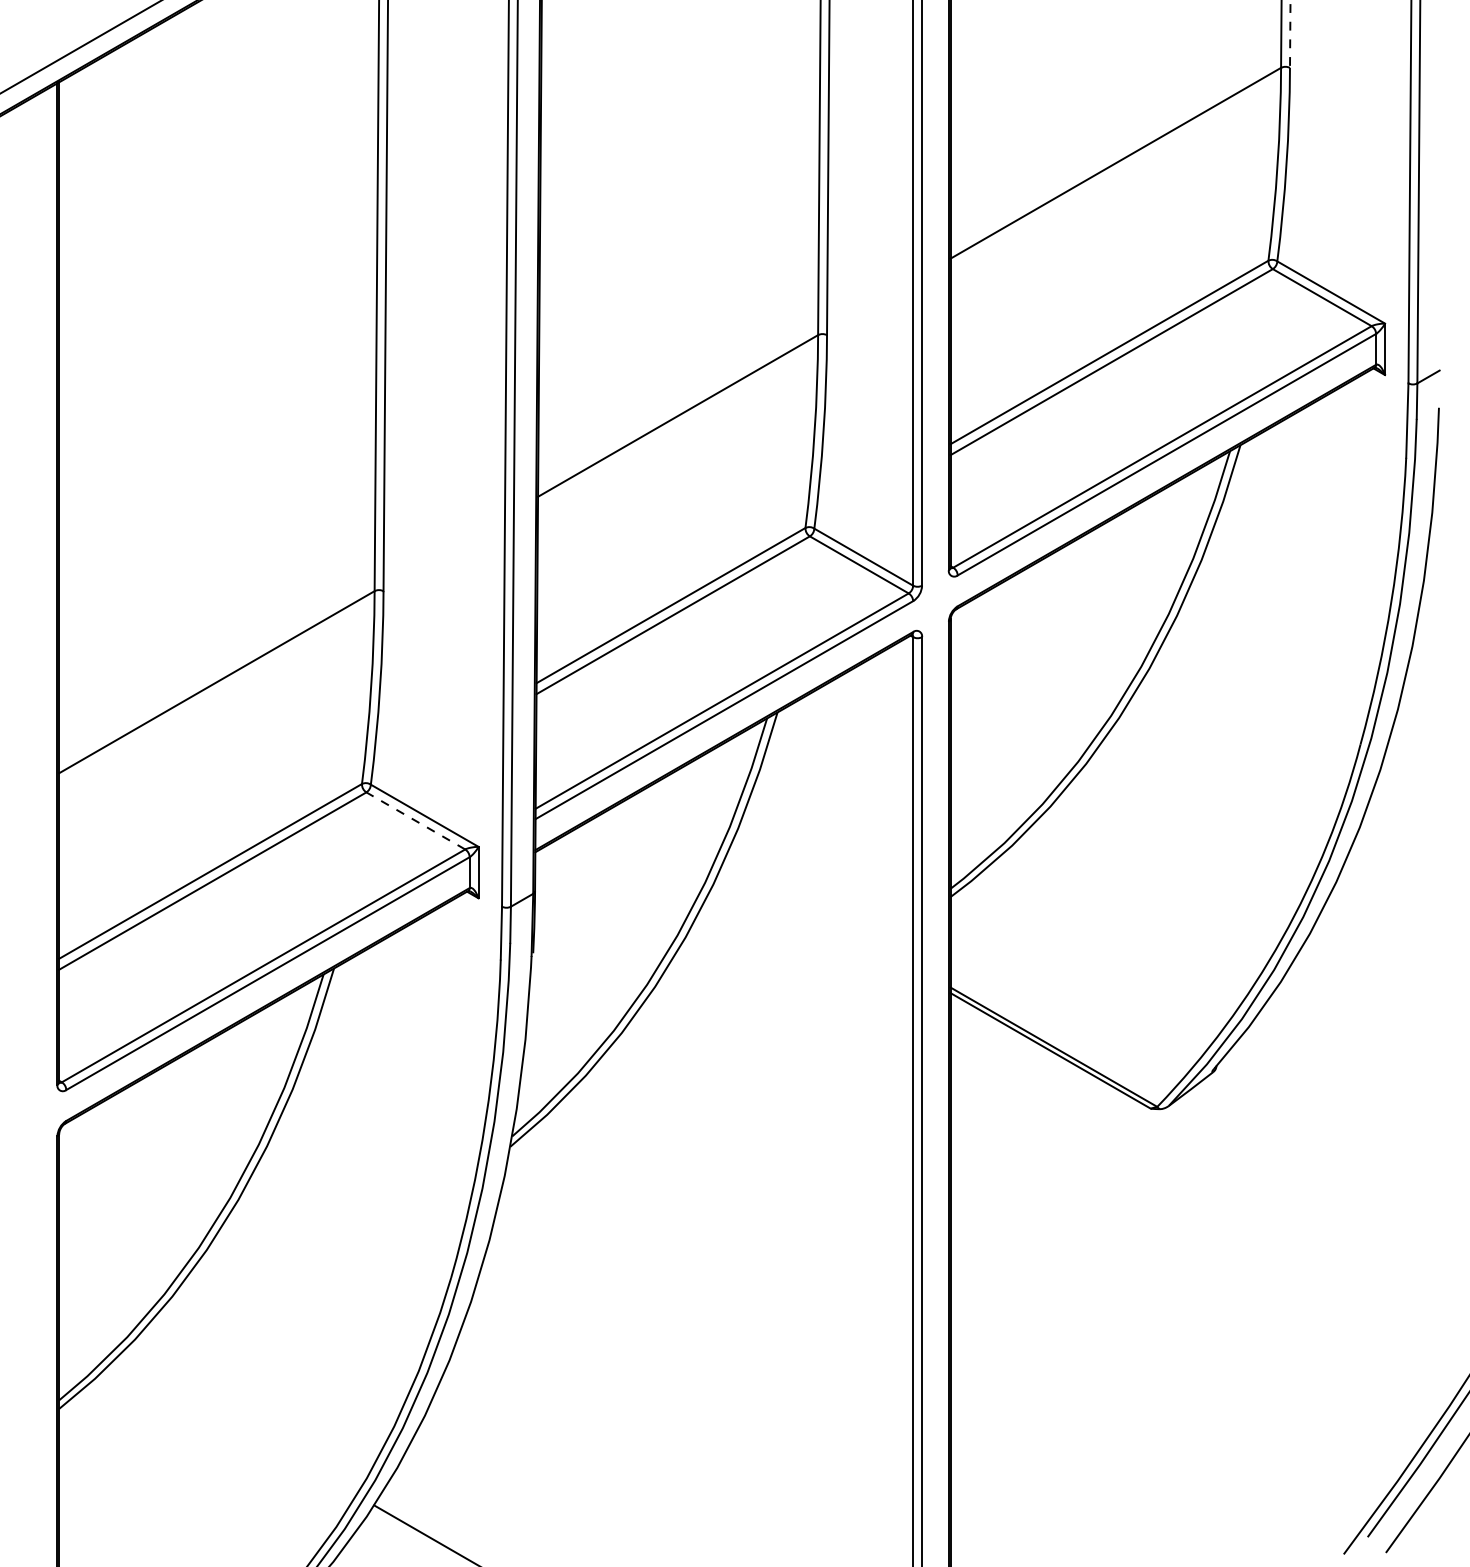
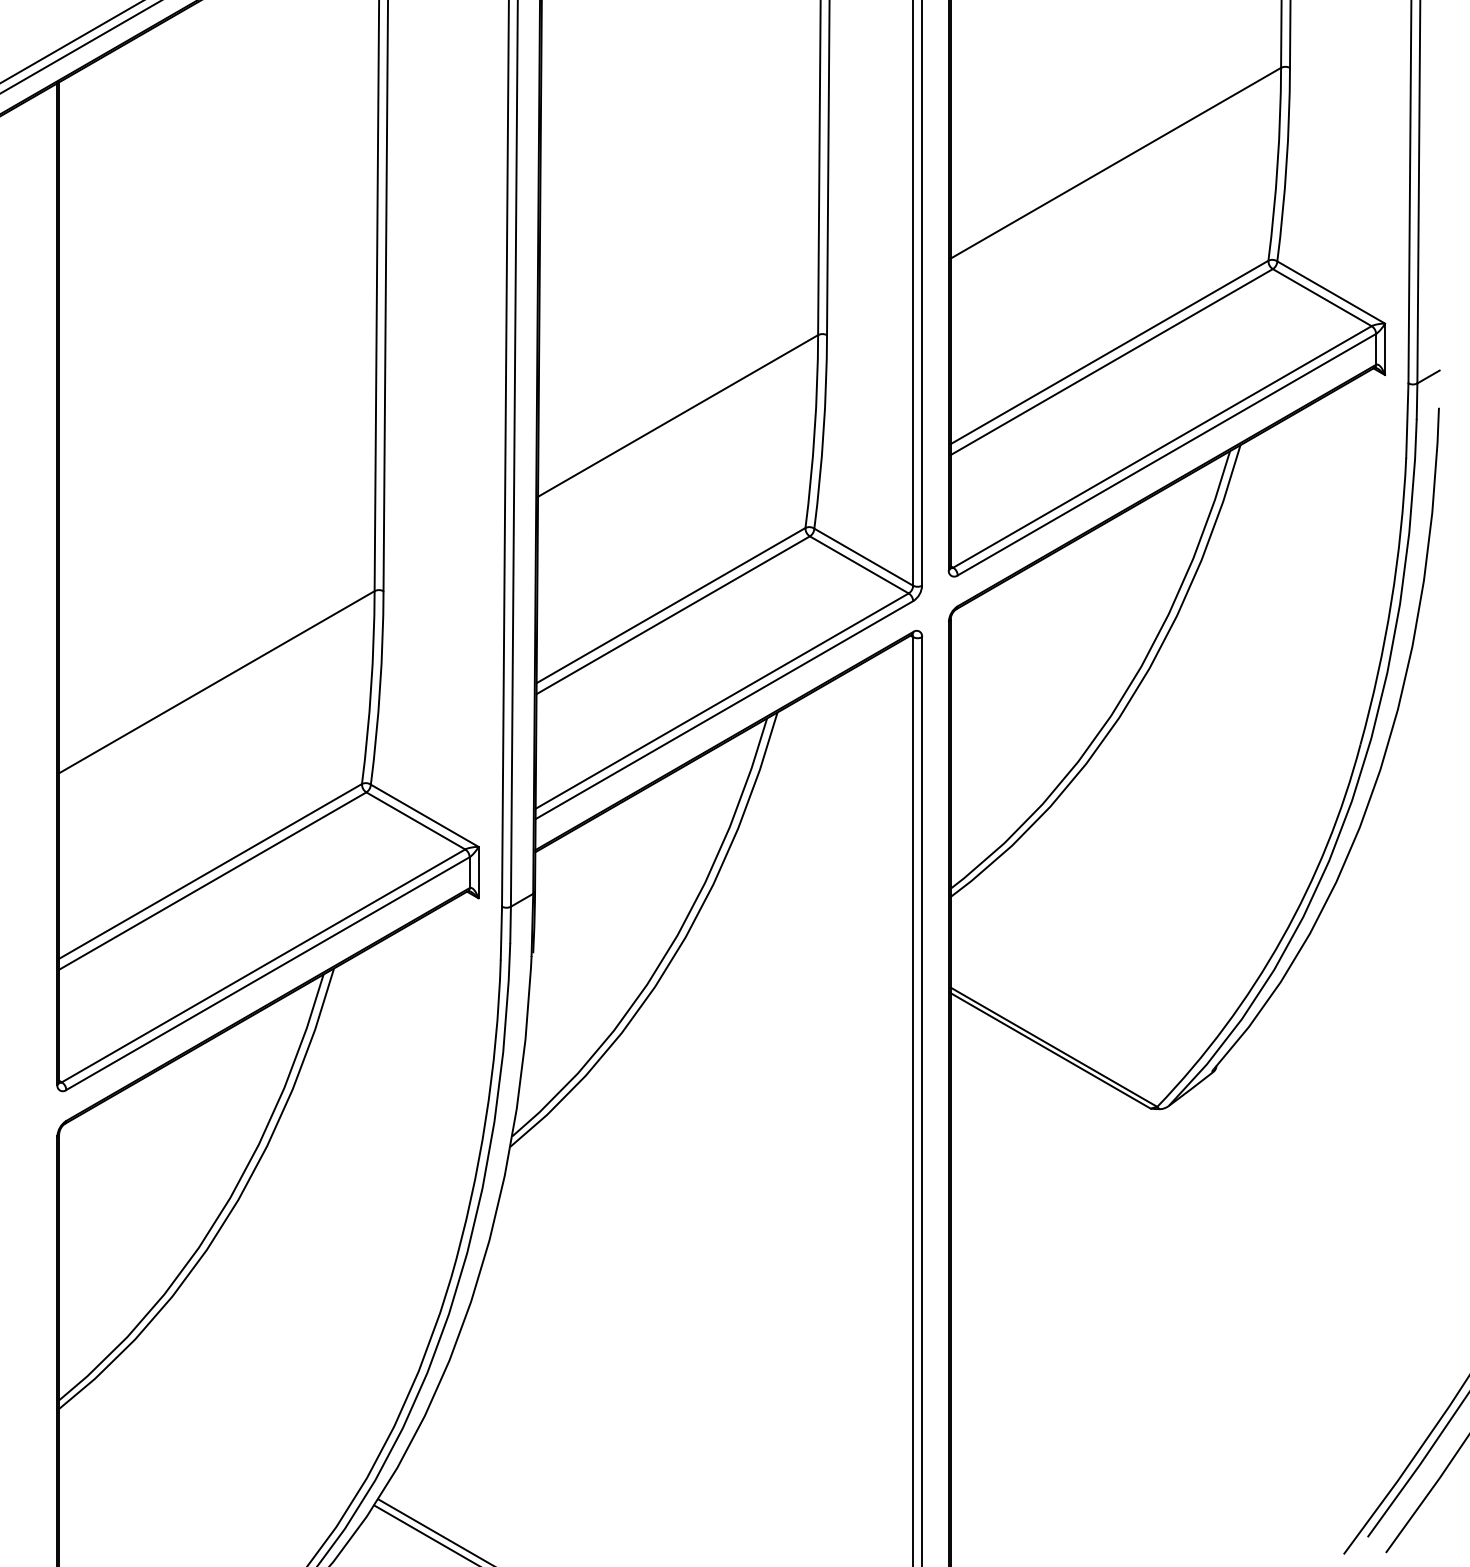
line: dashed -> solid (1290, 33)
line: none -> present (71, 42)
line: dashed -> solid (415, 820)
line: none -> present (434, 1531)
